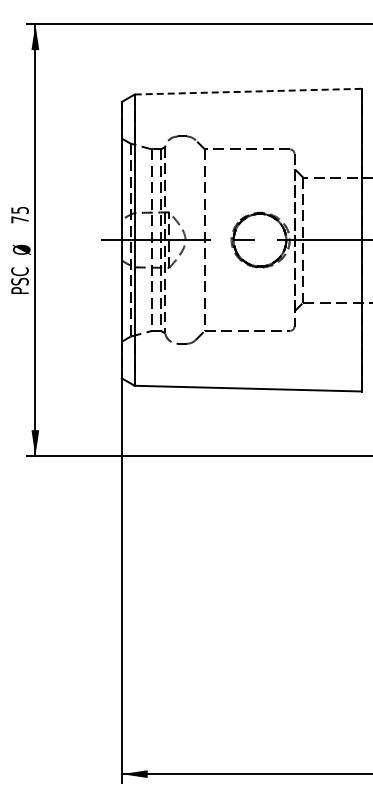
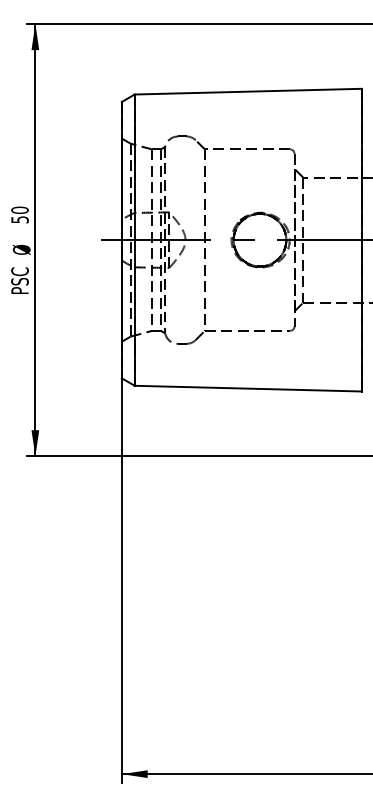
line: dashed -> solid (248, 91)
text: 75 -> 50 (19, 214)
